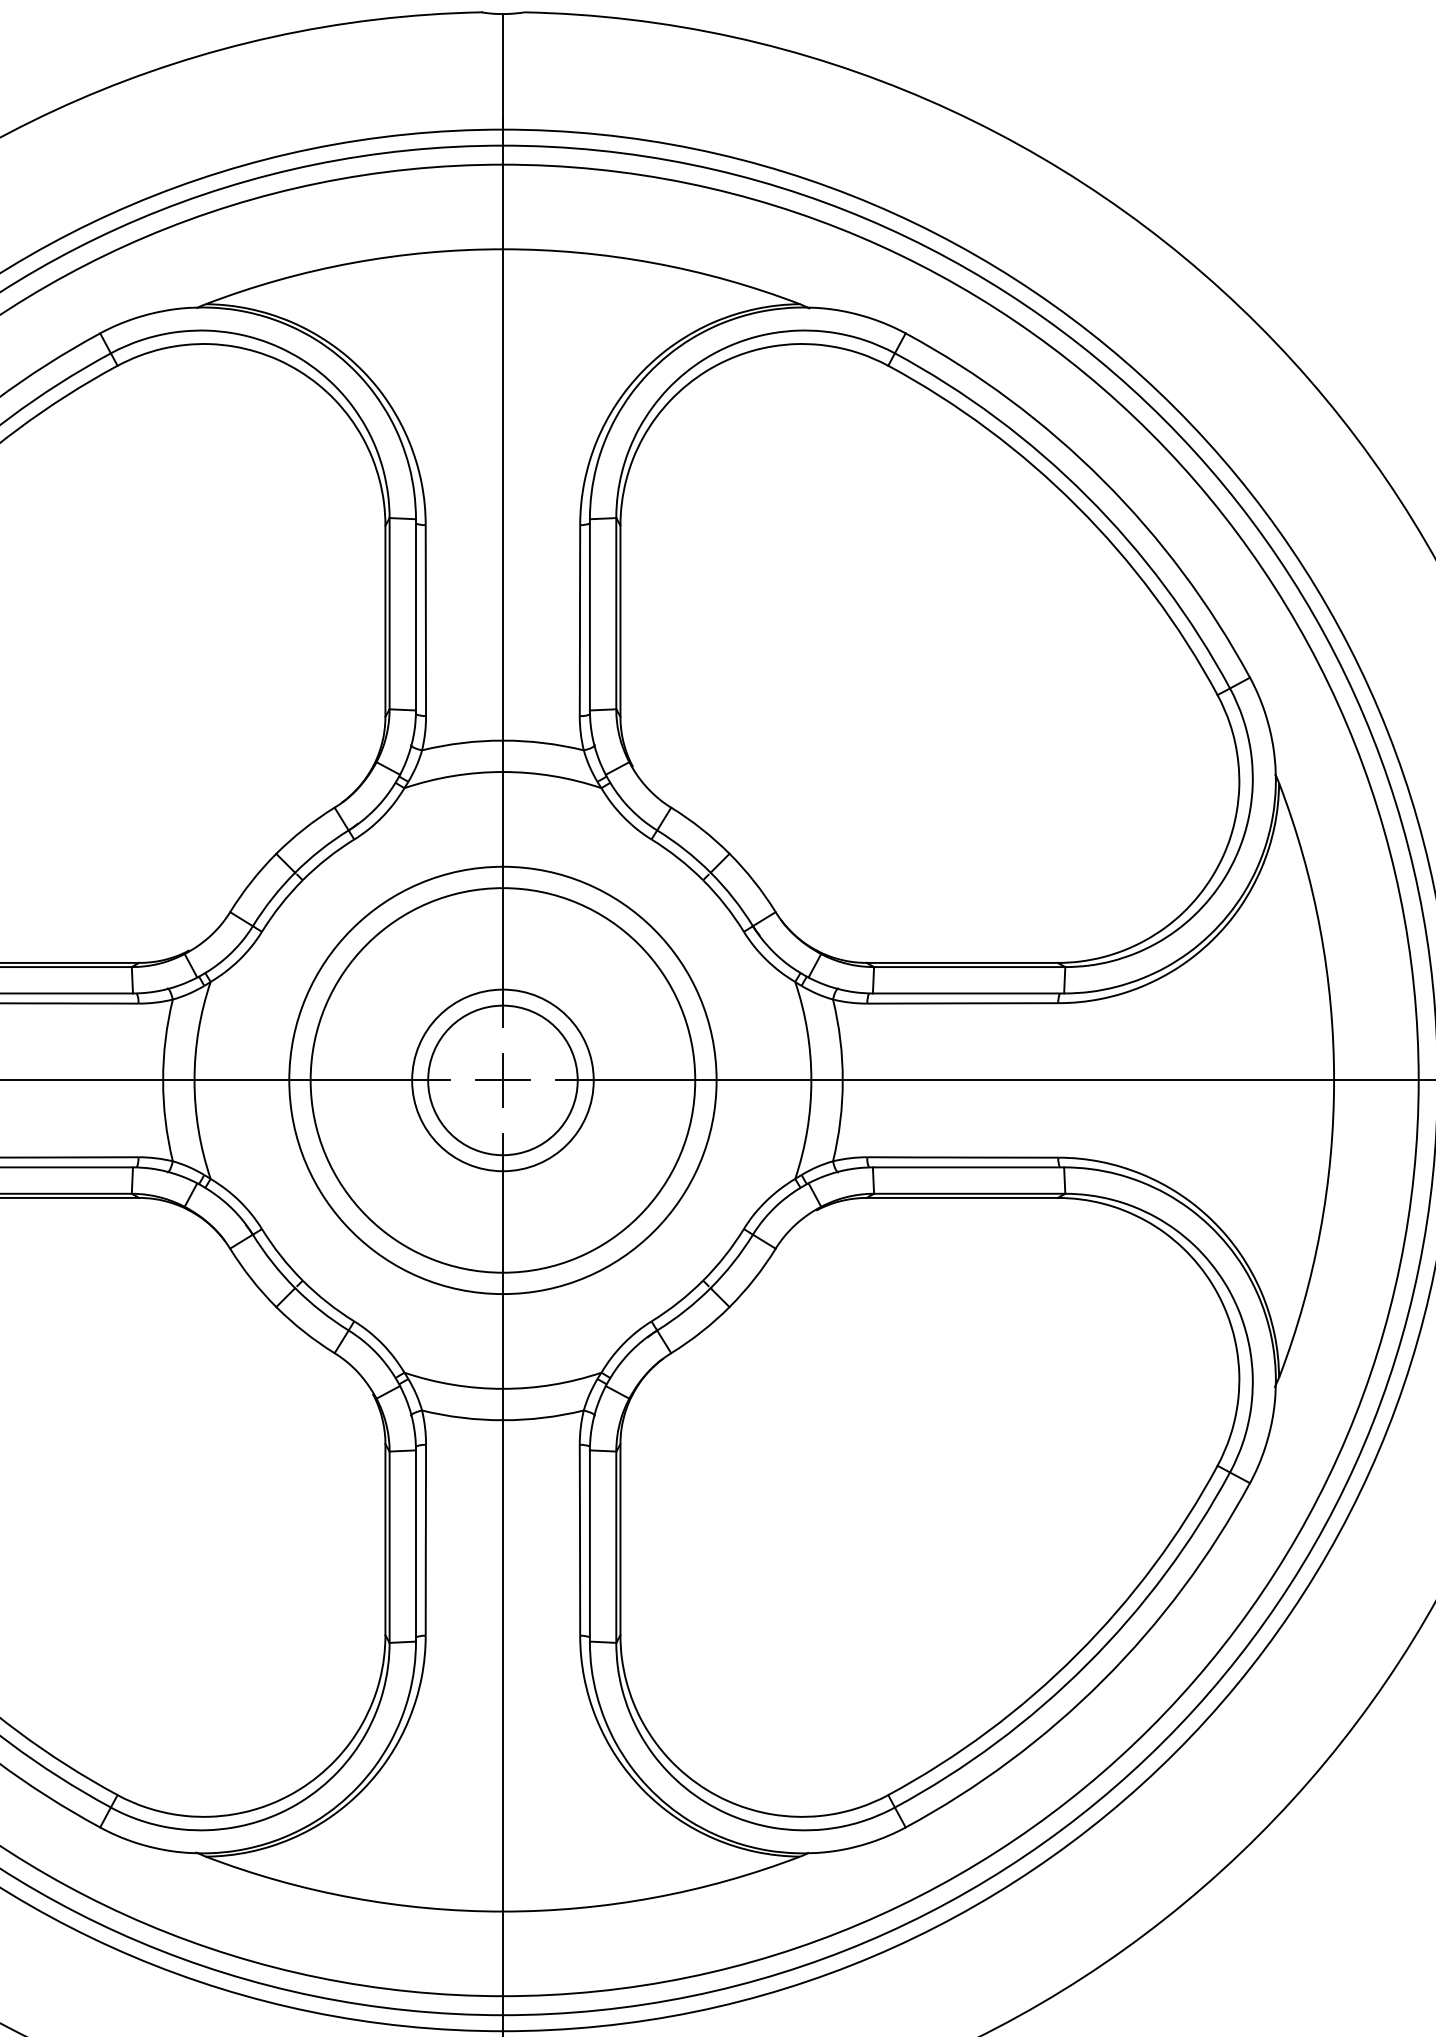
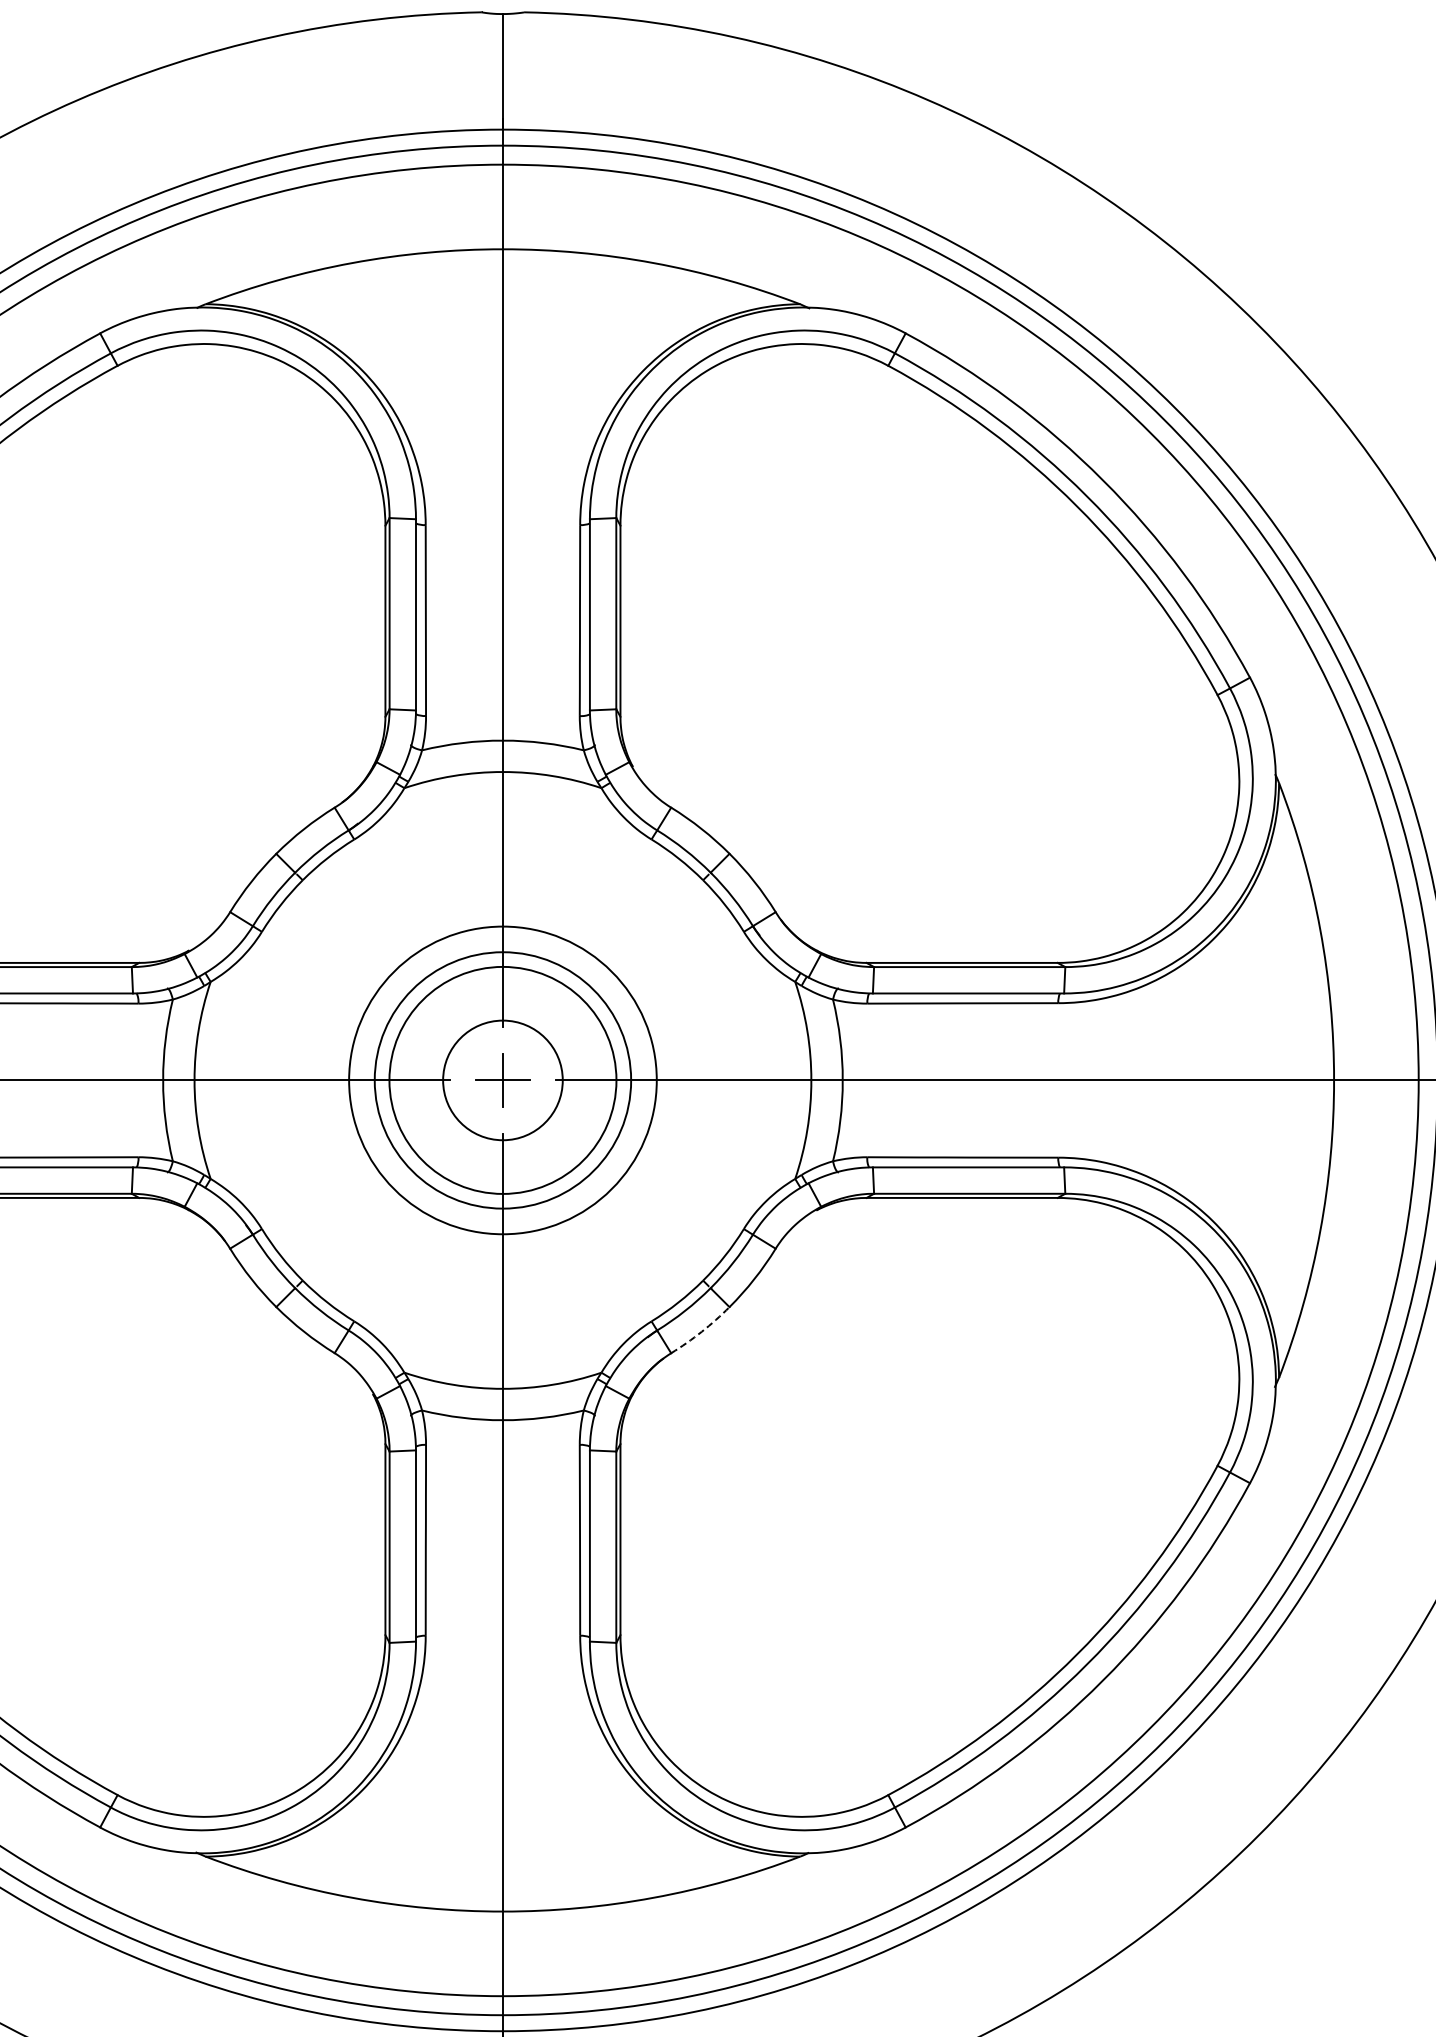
circle diameter: 150 px -> 120 px (502, 1080)
circle diameter: 182 px -> 227 px (502, 1079)
circle diameter: 385 px -> 308 px (502, 1080)
circle diameter: 427 px -> 256 px (502, 1080)
arc: solid -> dashed (701, 1331)
